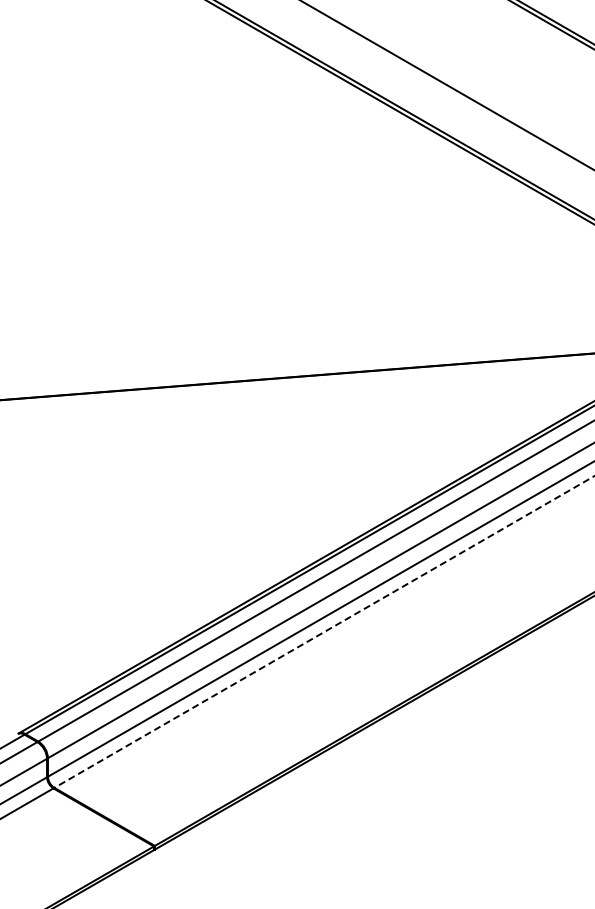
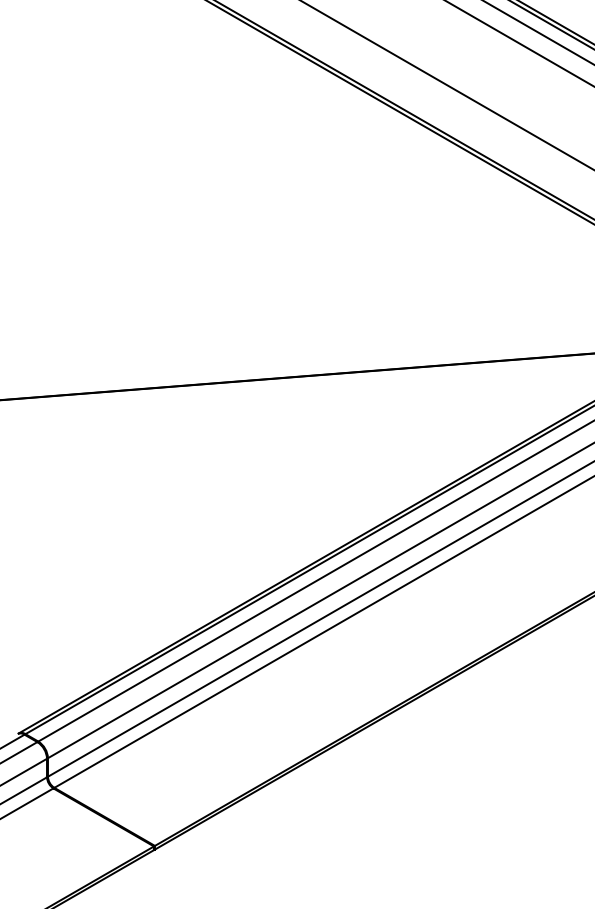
line: none -> present (538, 32)
line: none -> present (519, 43)
line: dashed -> solid (324, 631)
